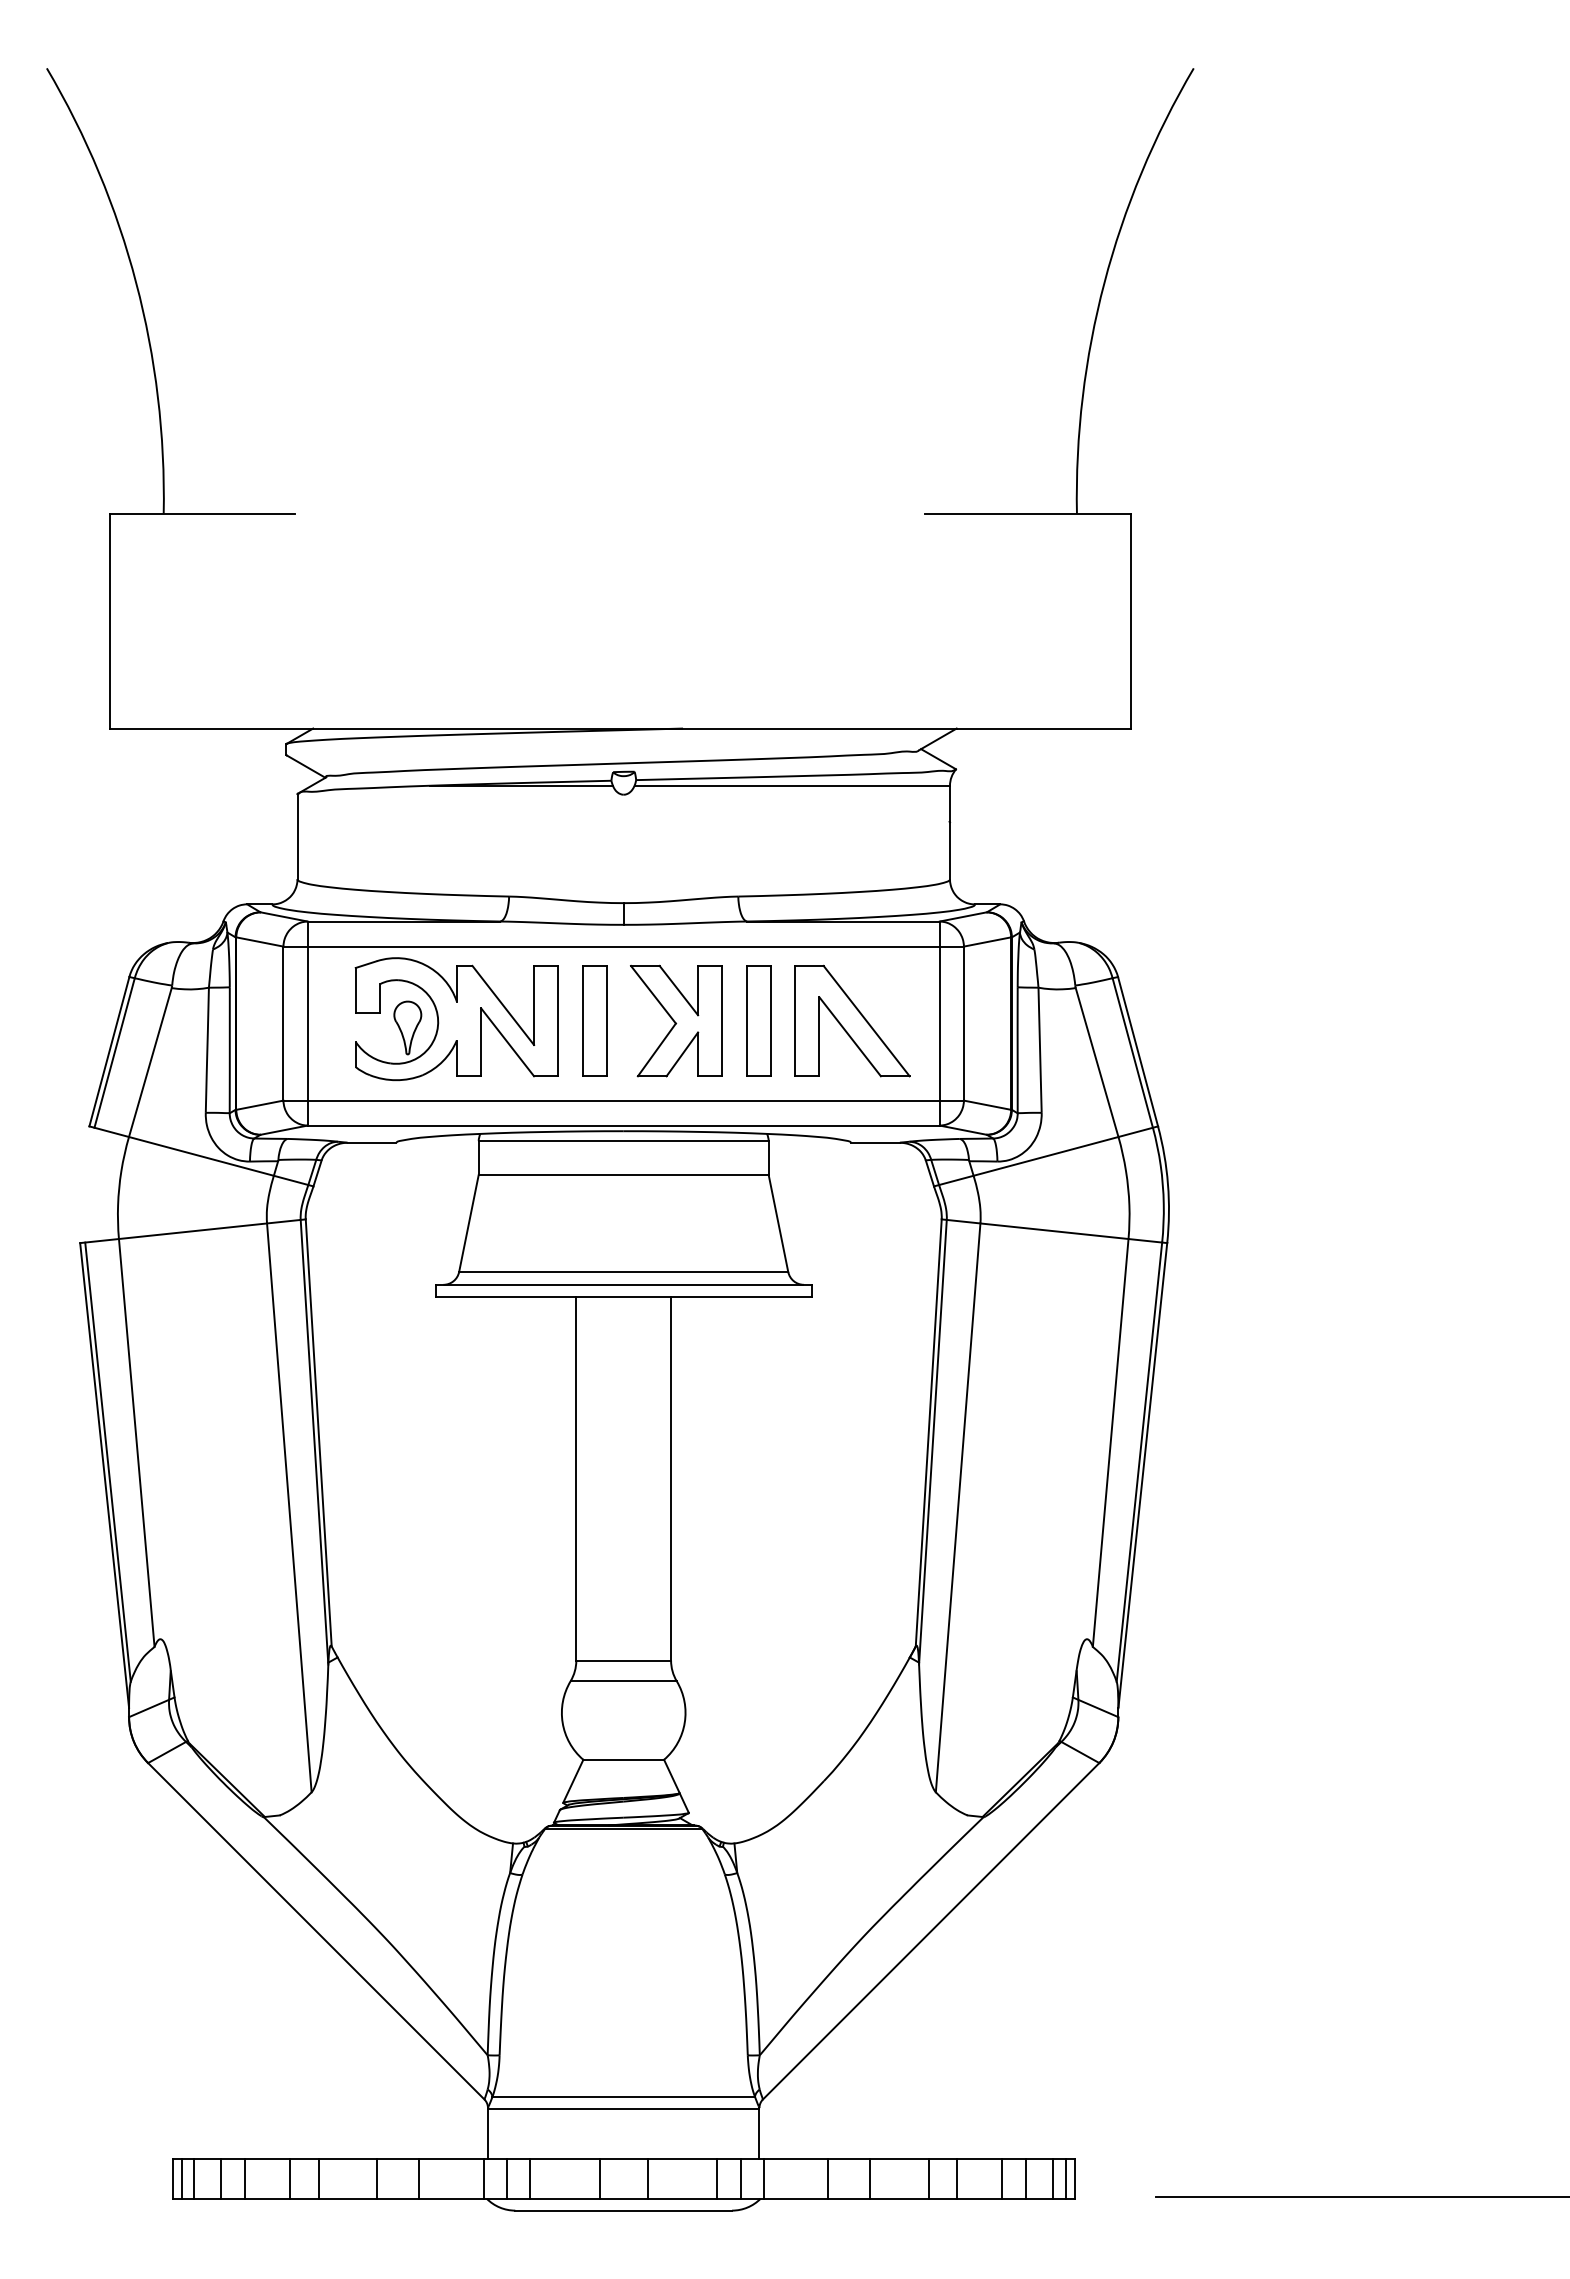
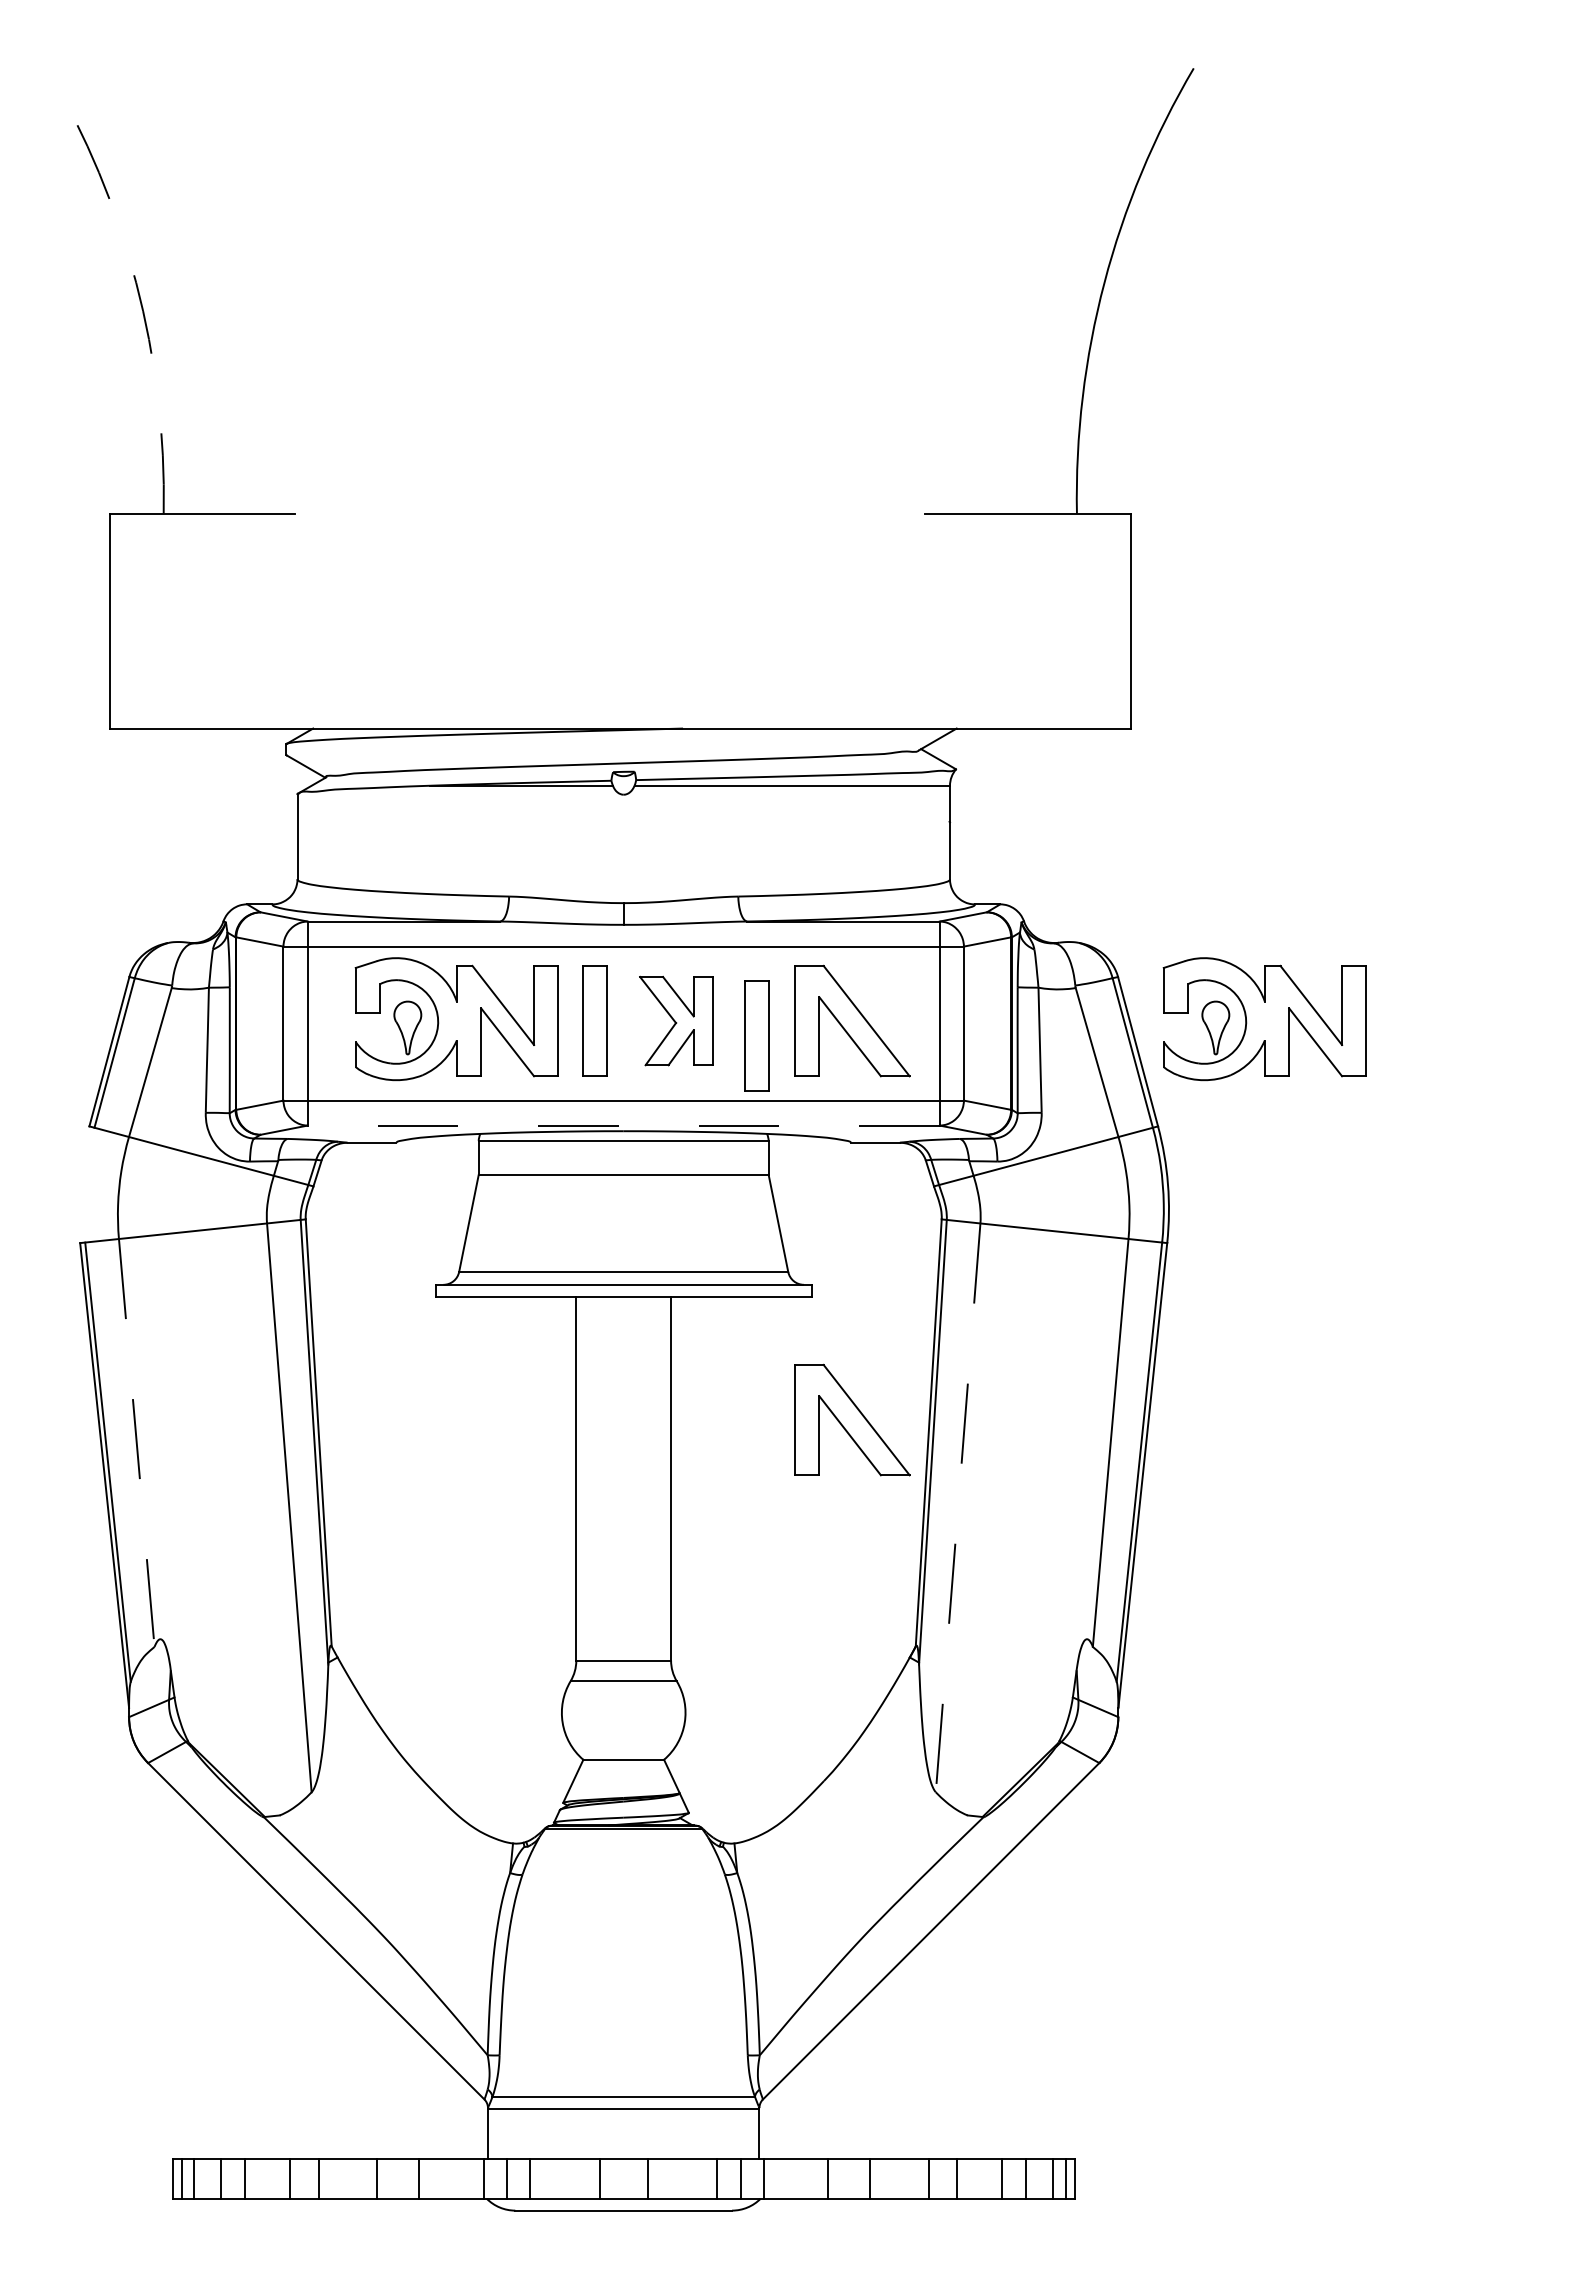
arc: solid -> dashed (136, 282)
part: none -> present (1264, 1019)
part size: 93x114 px -> 75x92 px (676, 1020)
part position: (758, 1020) -> (756, 1035) (756, 1035)
line: solid -> dashed (623, 1125)
part: none -> present (852, 1419)
line: solid -> dashed (136, 1443)
line: solid -> dashed (958, 1508)
line: present -> none (1360, 2196)
